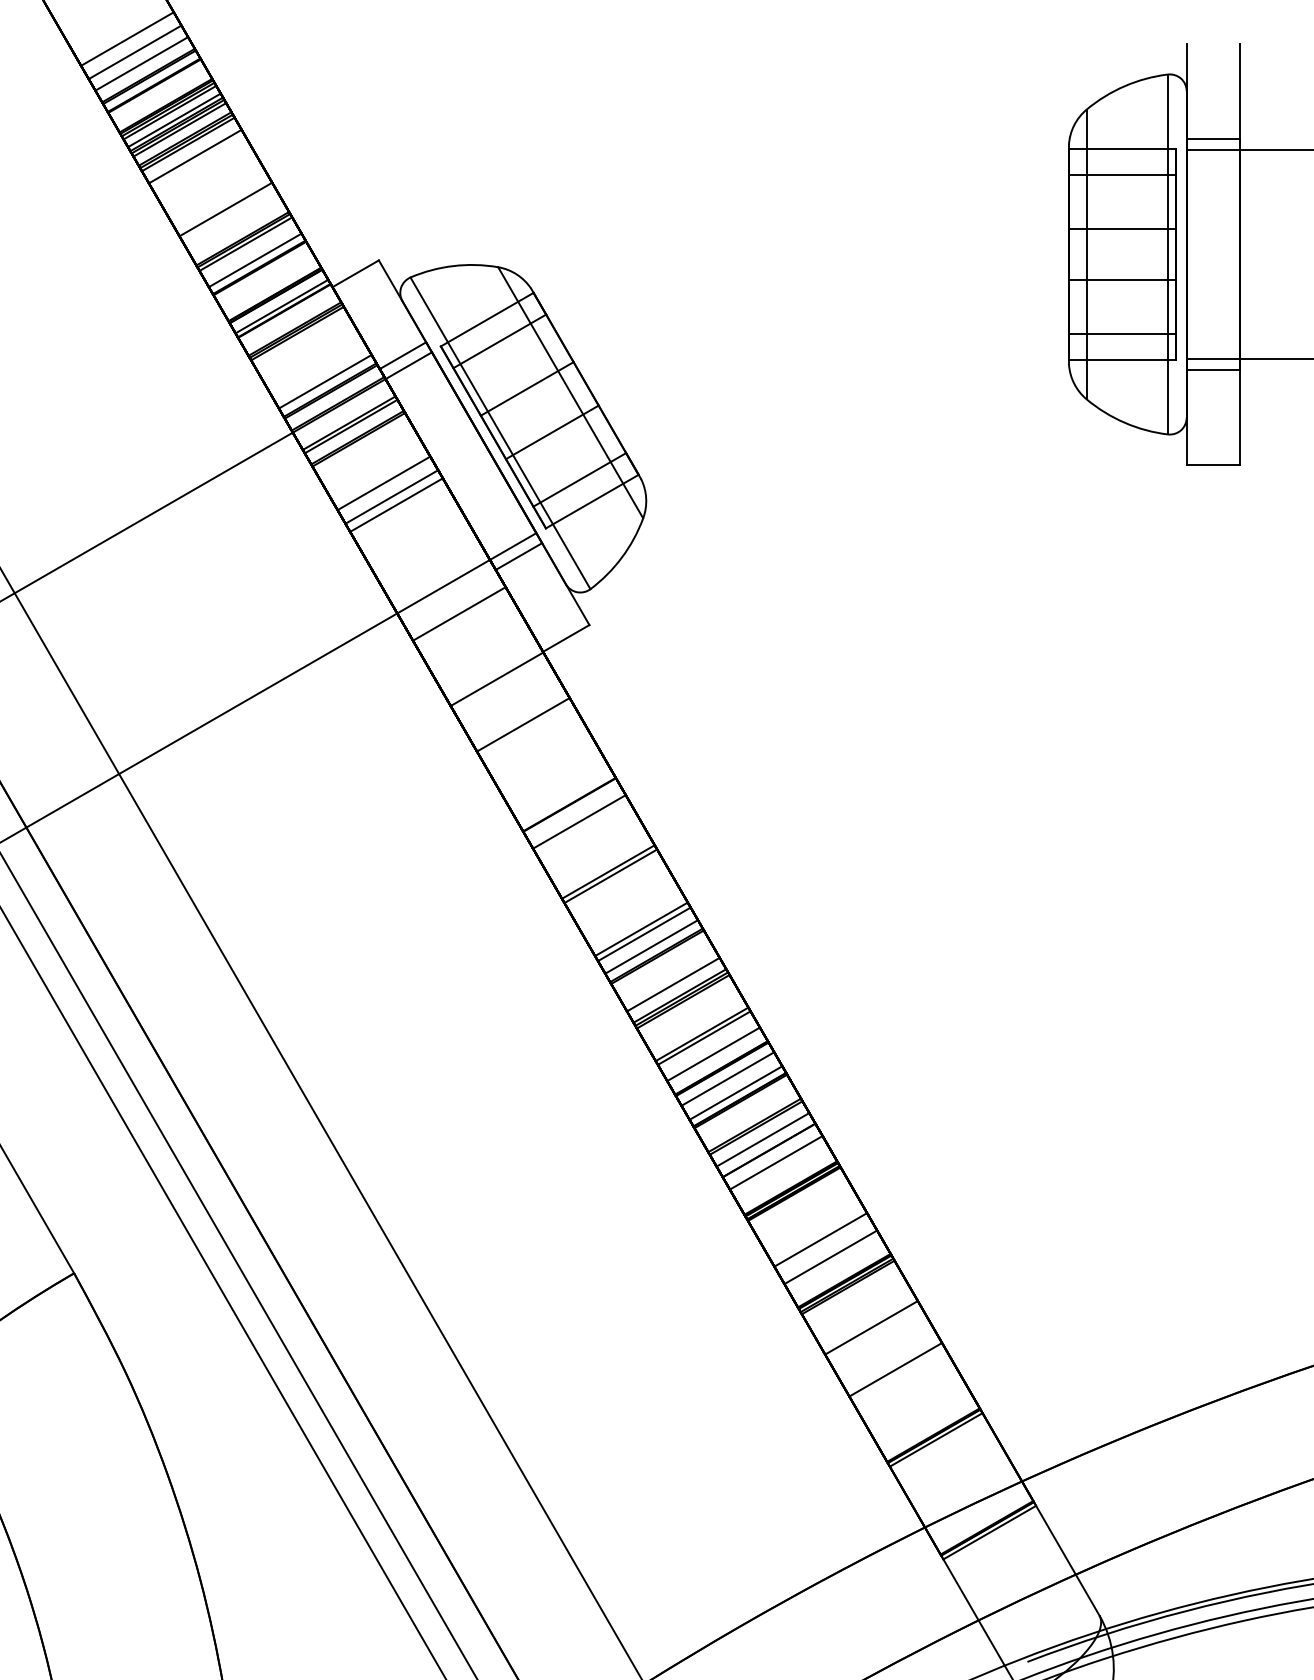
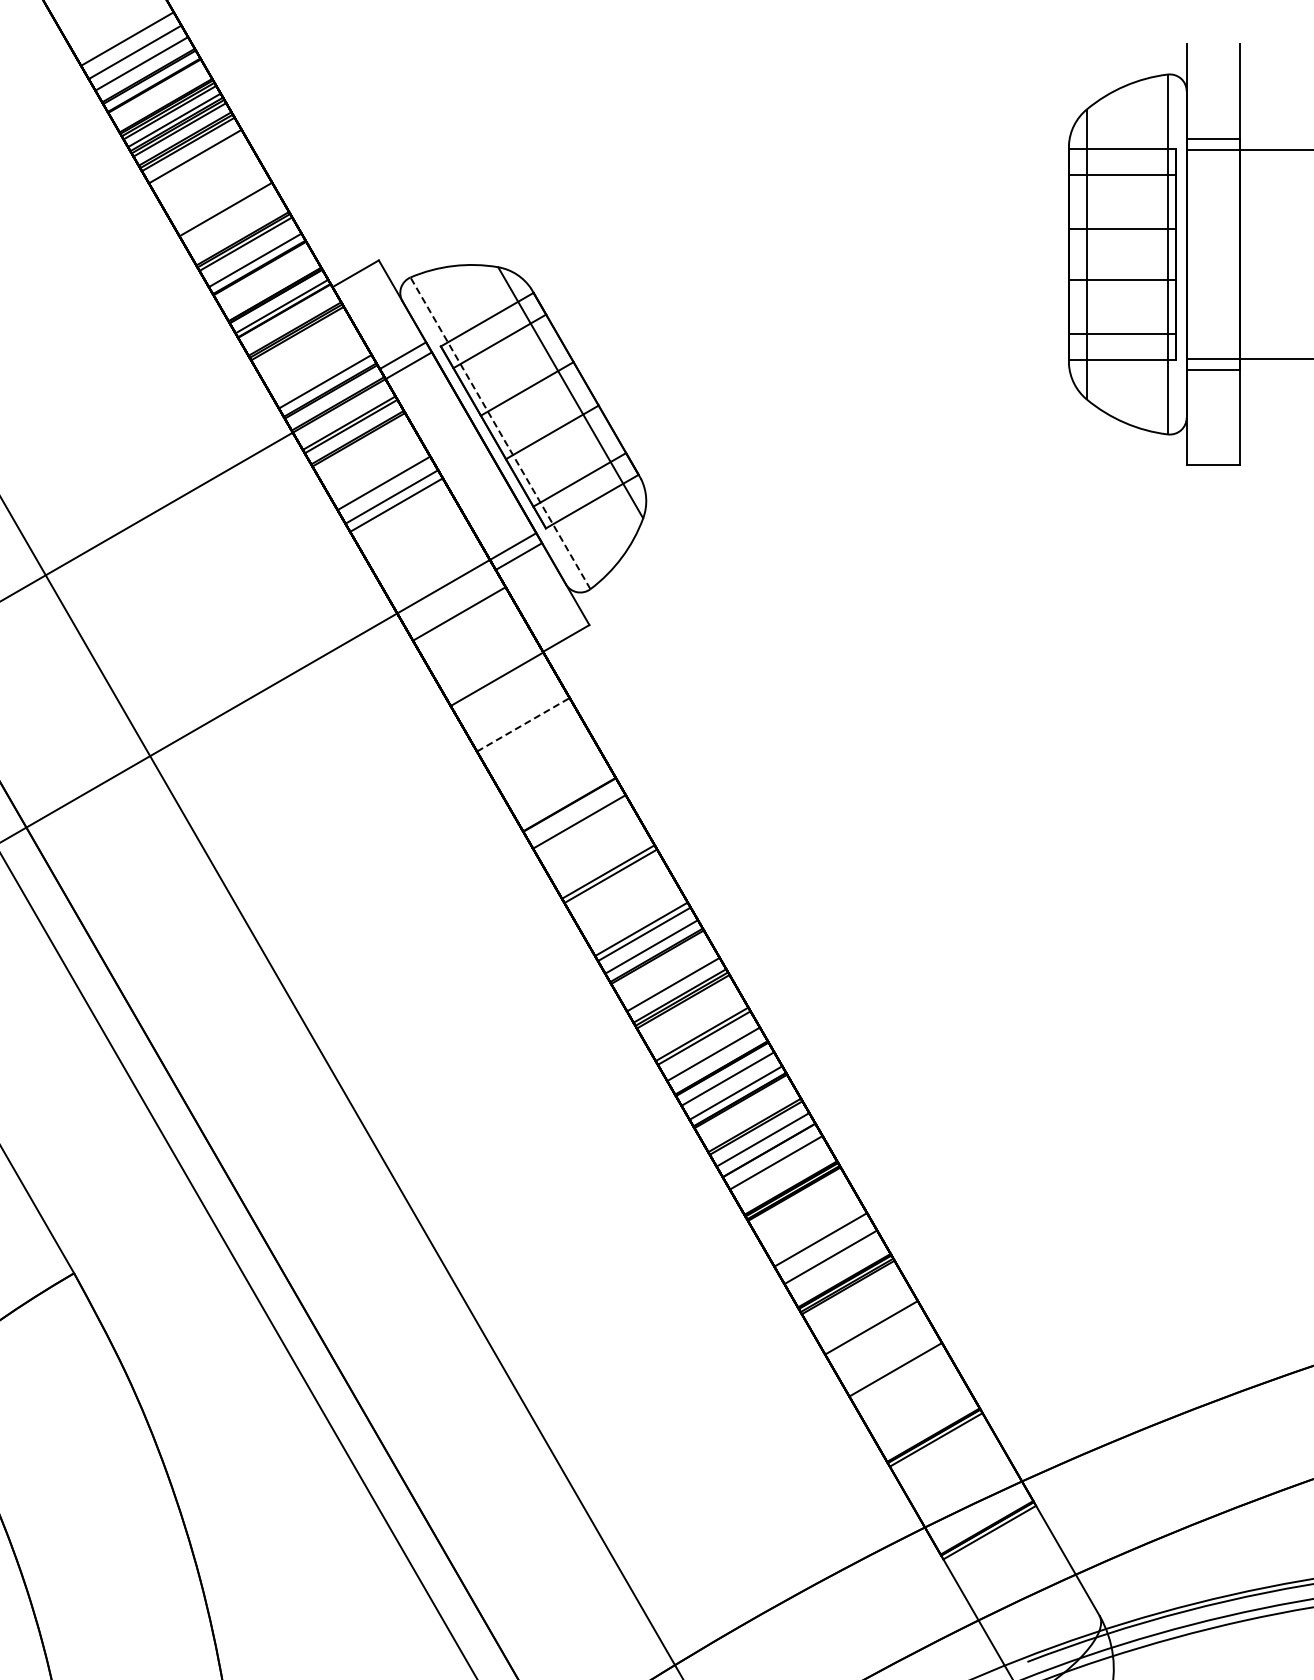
line: solid -> dashed (500, 433)
line: solid -> dashed (523, 724)
line position: (321, 1123) -> (341, 1088) (341, 1088)
line: present -> none (223, 1293)
